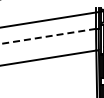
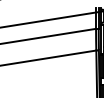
line: dashed -> solid (47, 36)
